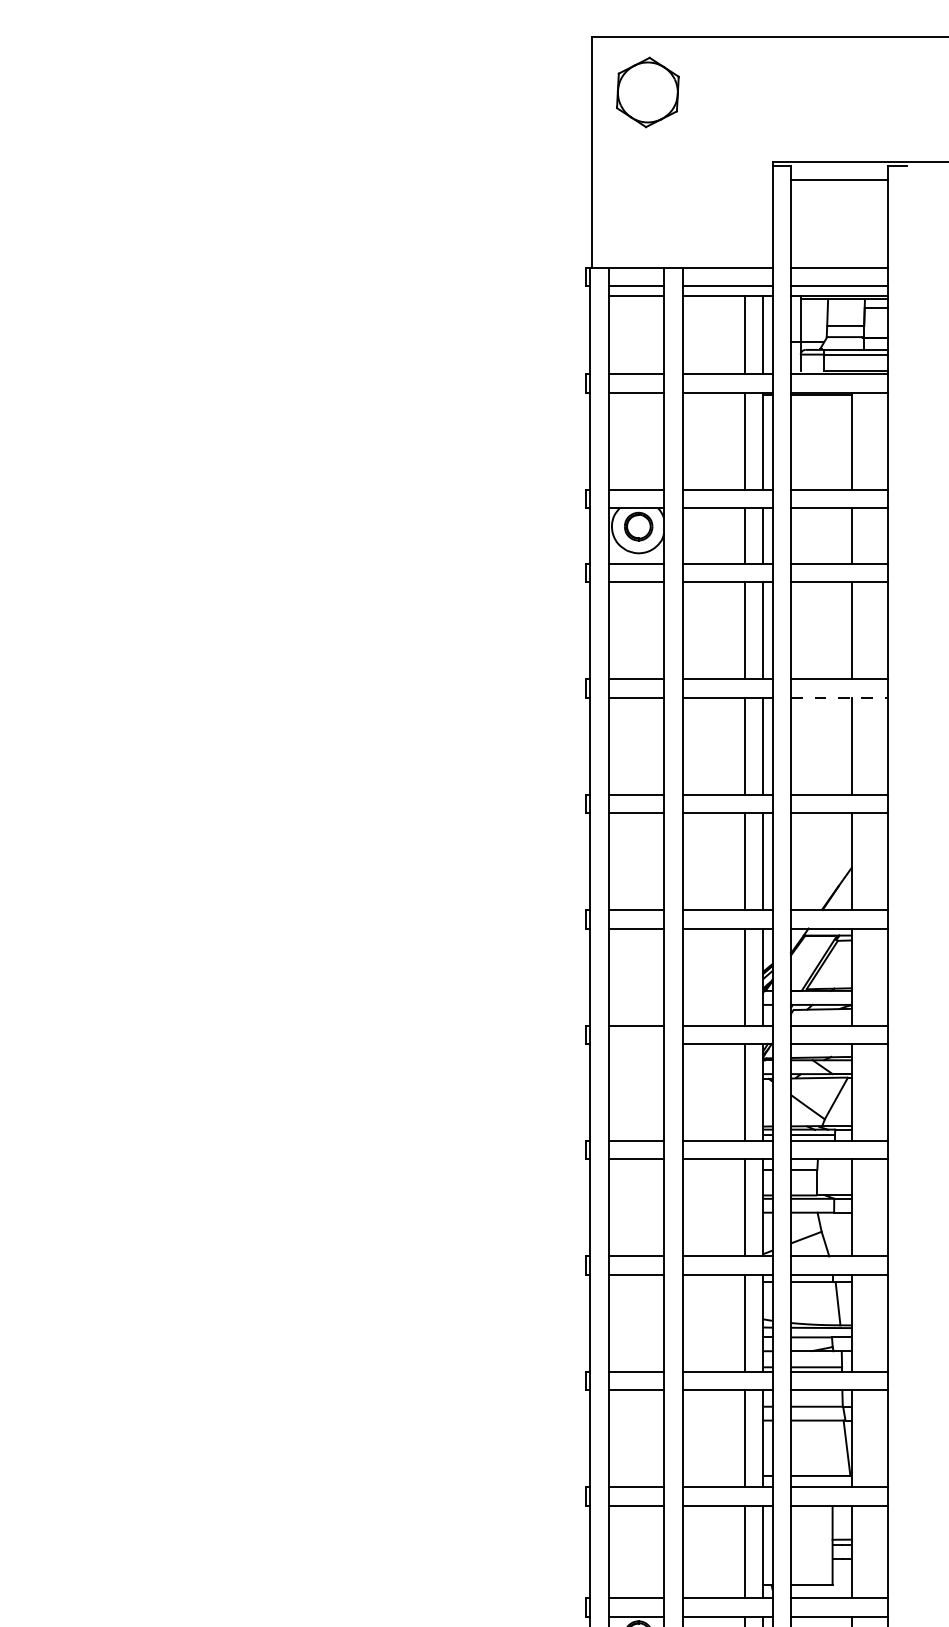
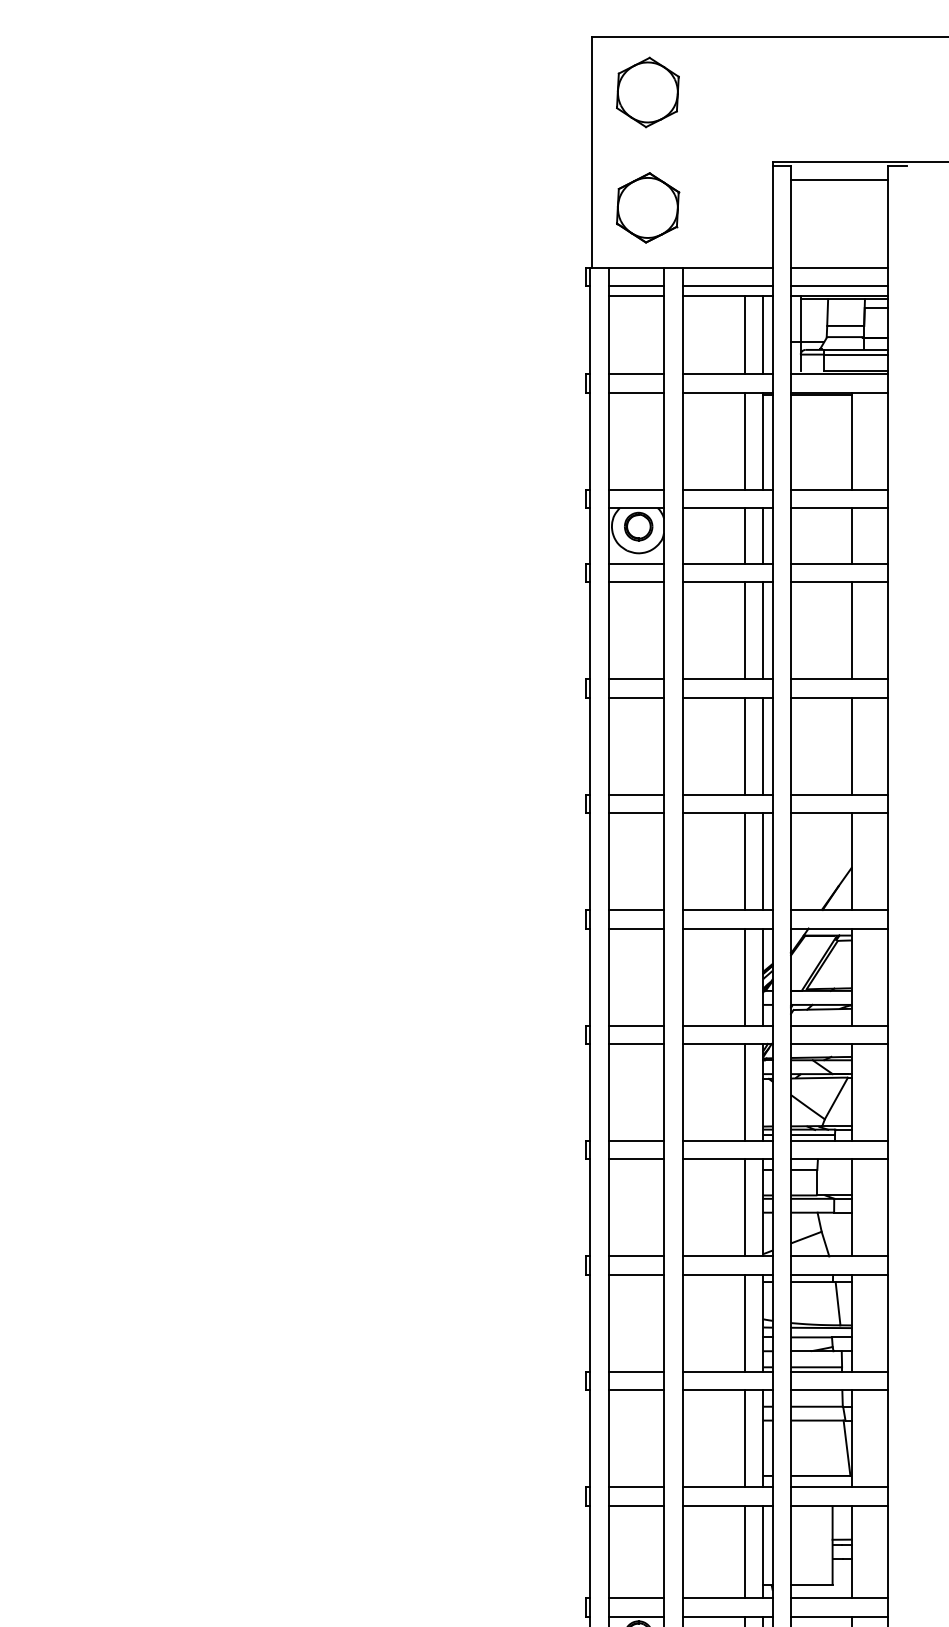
part: none -> present (648, 207)
line: dashed -> solid (839, 697)
line: none -> present (636, 1043)
